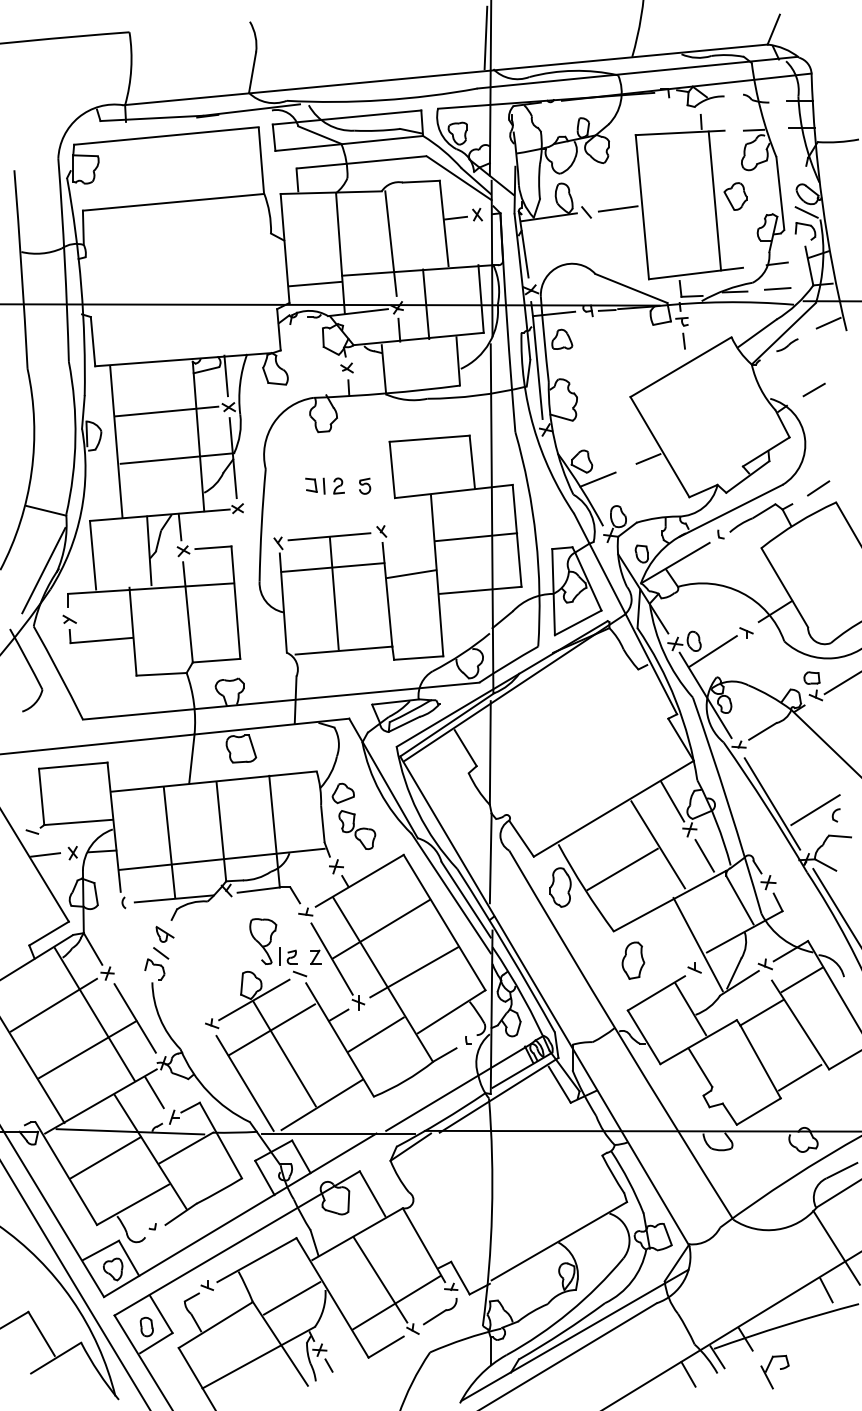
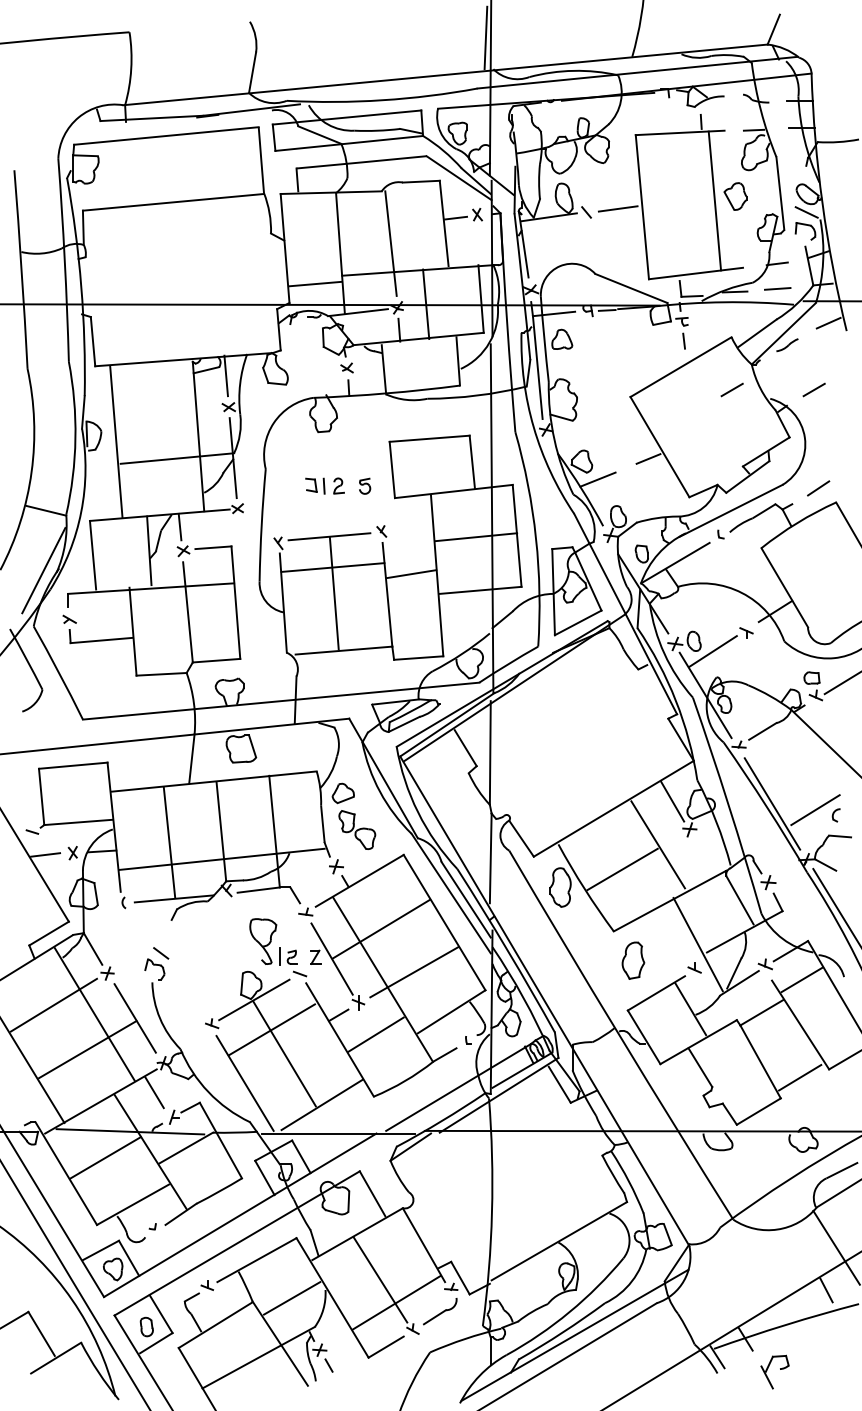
line: none -> present (731, 389)
line: present -> none (166, 411)
line: present -> none (704, 855)
part: present -> none (164, 934)
line: present -> none (688, 1374)
